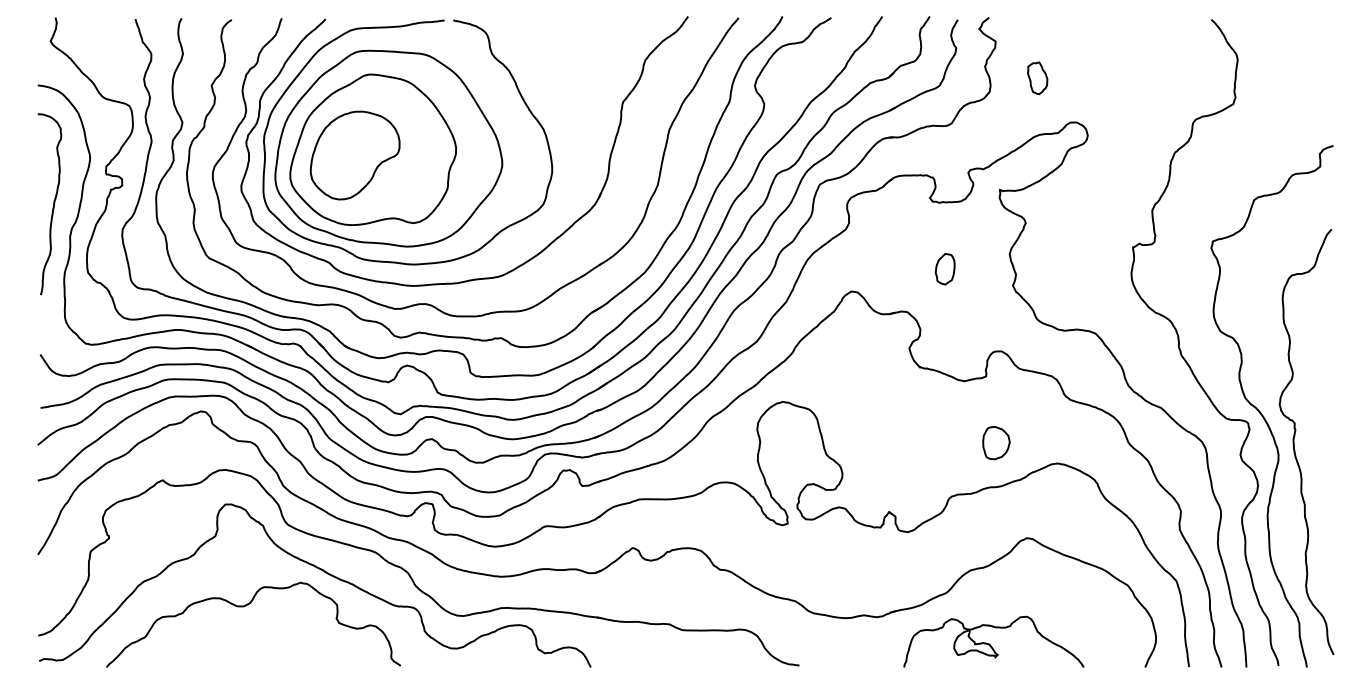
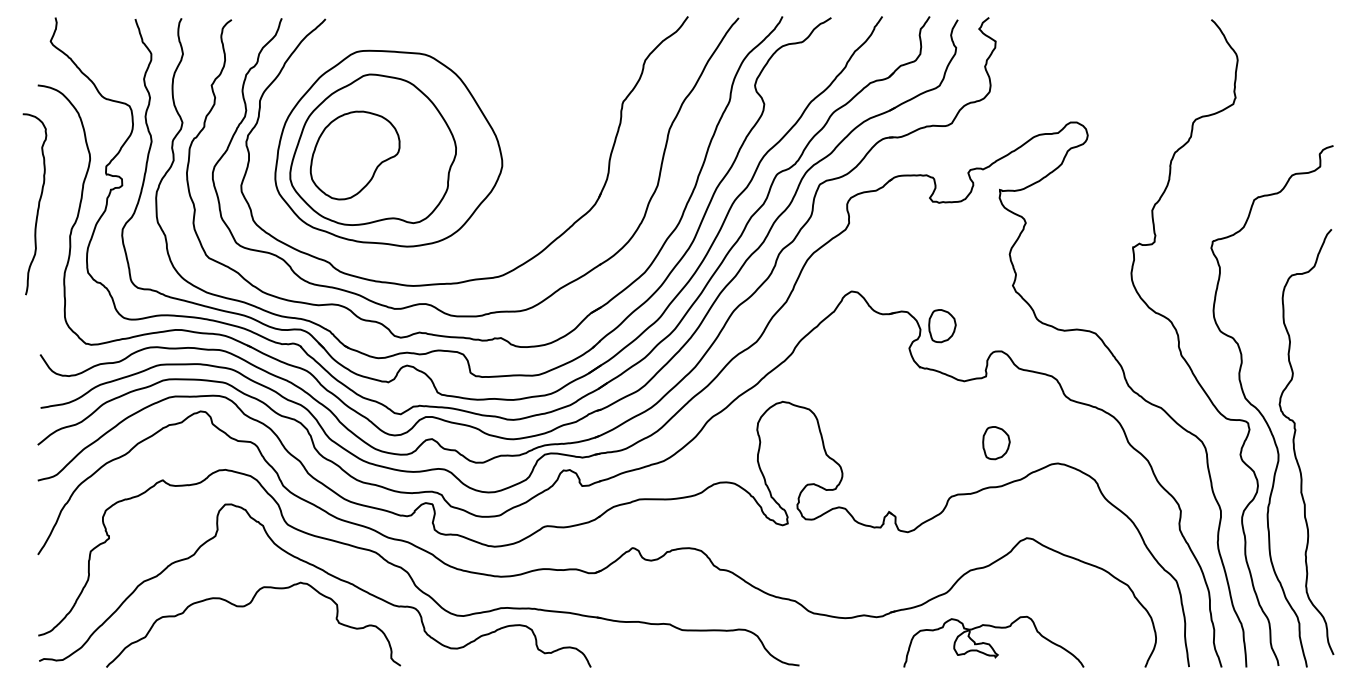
curve: present -> none (402, 27)
part: present -> none (1037, 78)
curve position: (53, 204) -> (38, 204) (38, 204)
part: present -> none (944, 269)
part: none -> present (942, 326)
